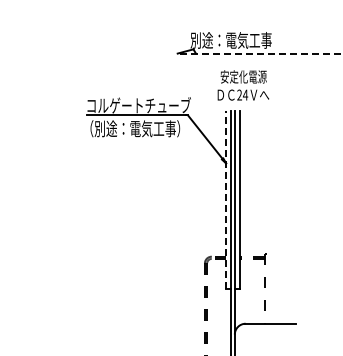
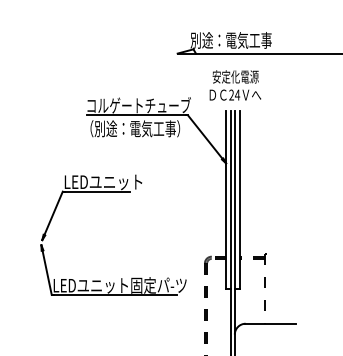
line: dashed -> solid (259, 53)
text position: (243, 85) -> (235, 85) (235, 85)
part: none -> present (113, 192)
line: dashed -> solid (226, 200)
